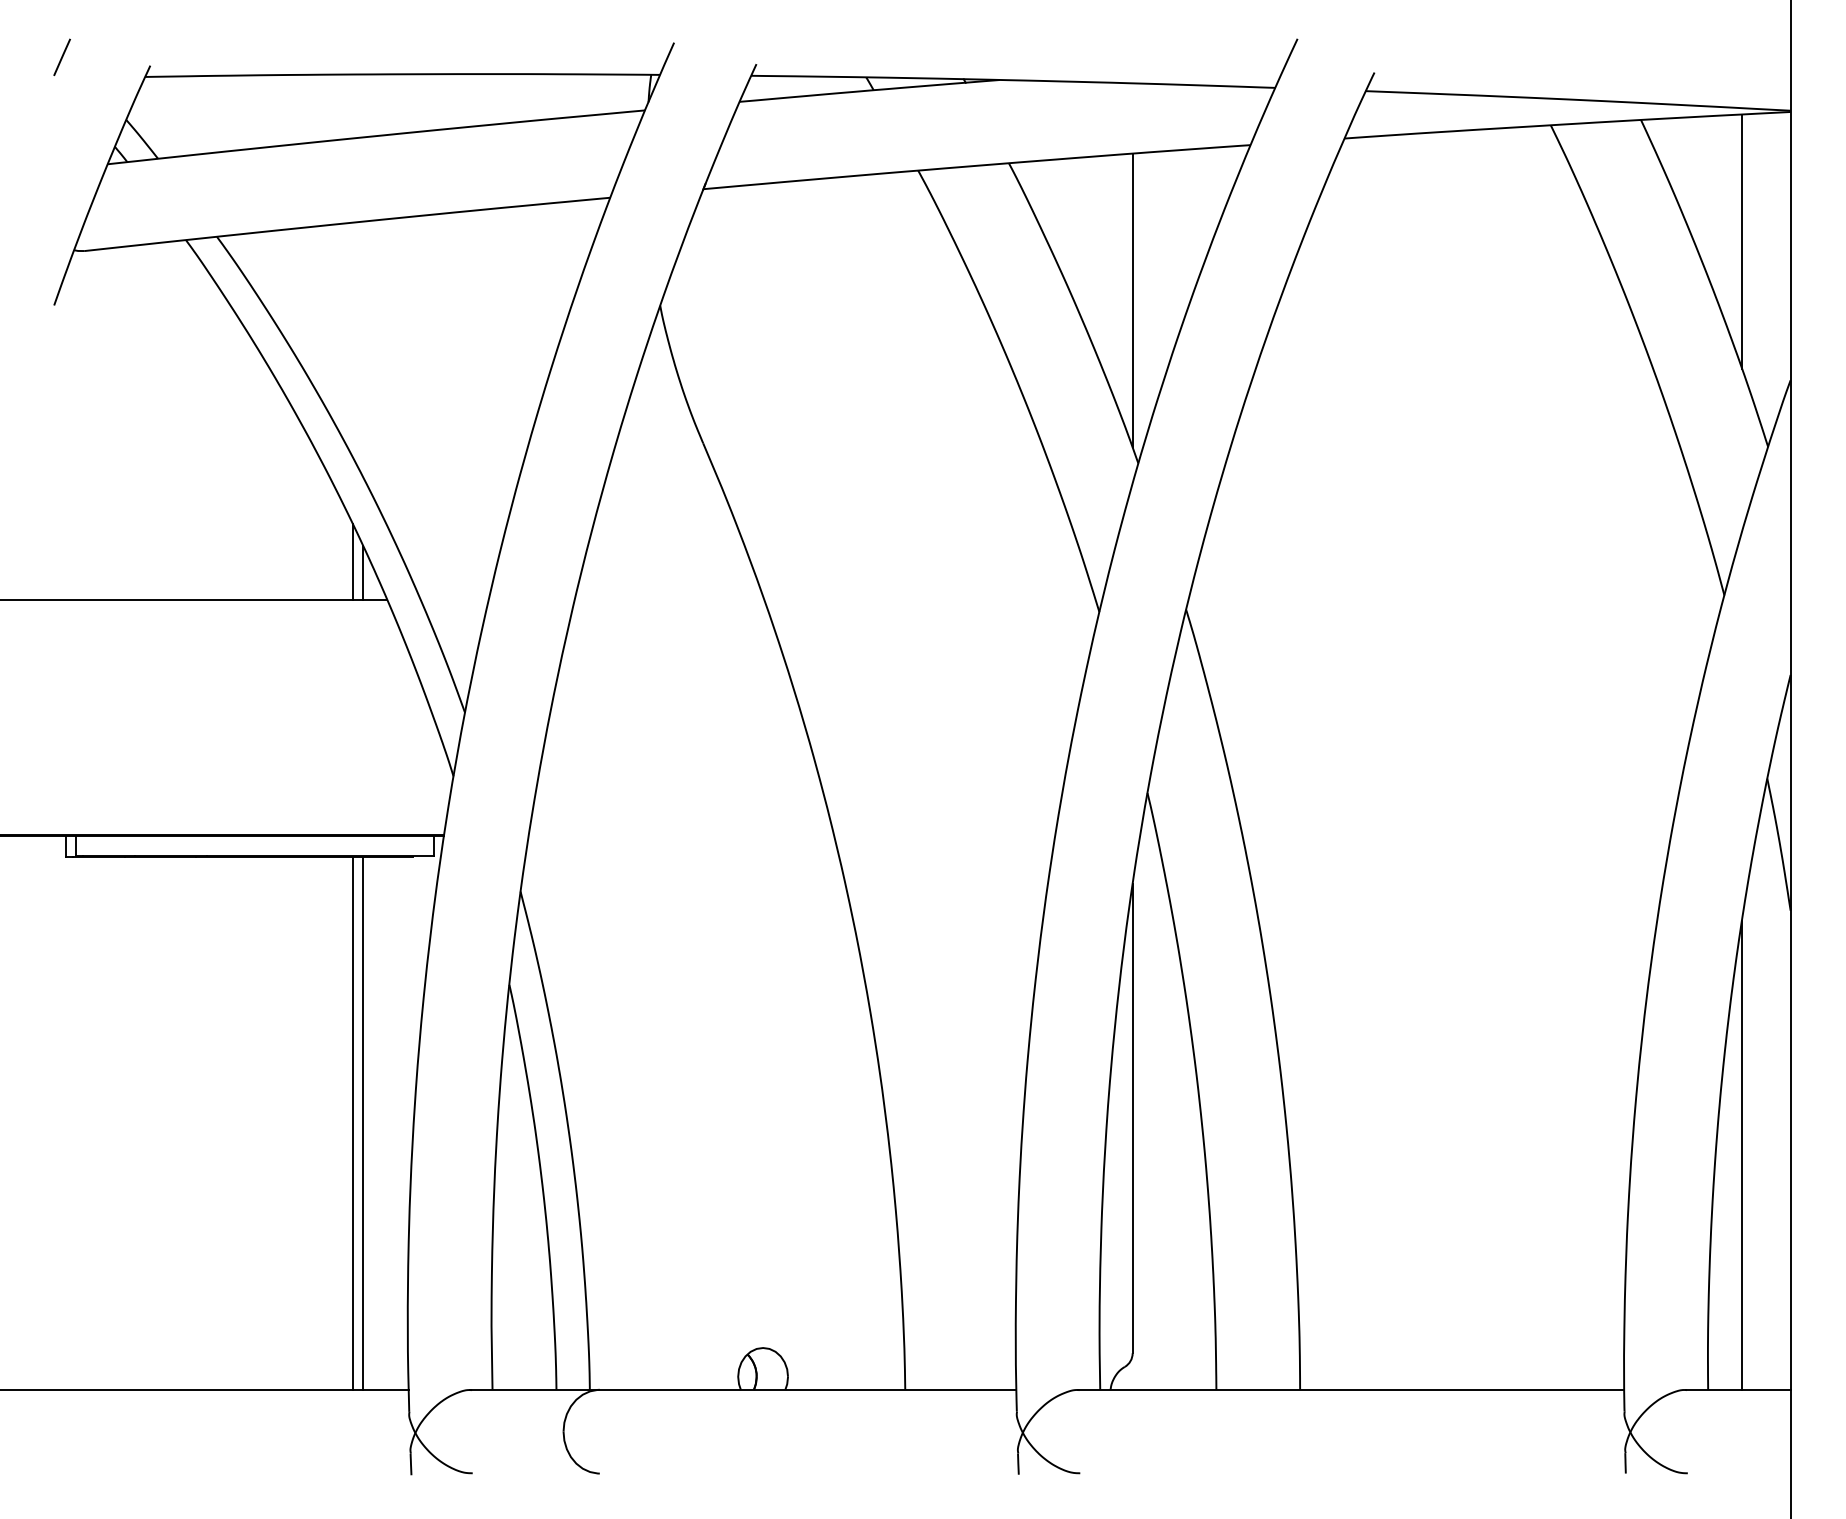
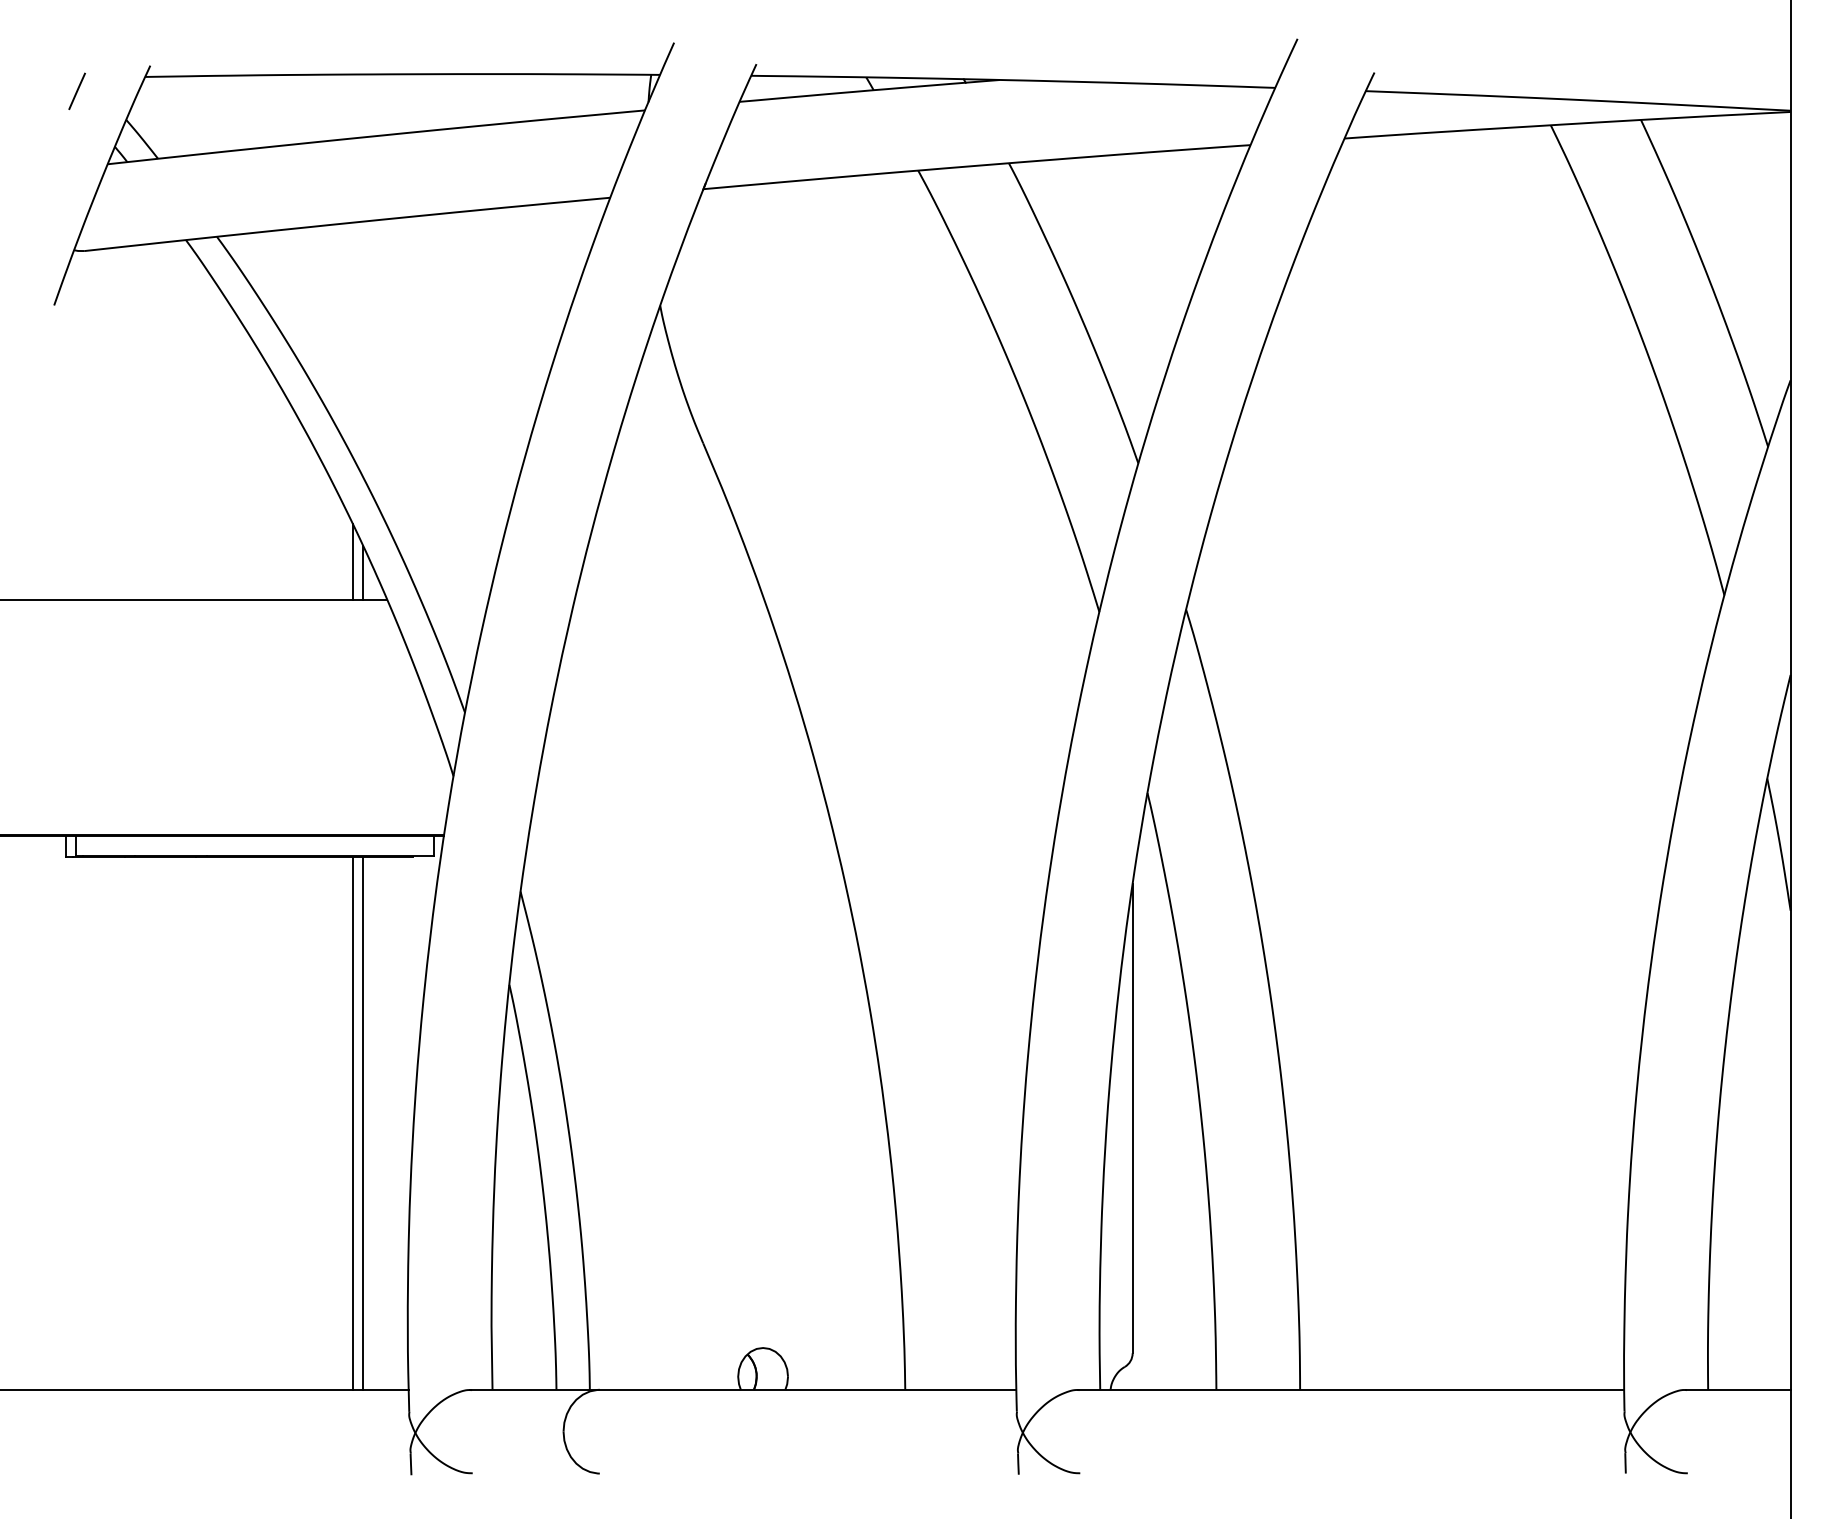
line position: (61, 56) -> (76, 90) (76, 90)
line: present -> none (1741, 241)
line: present -> none (1132, 300)
line: present -> none (1741, 1155)
